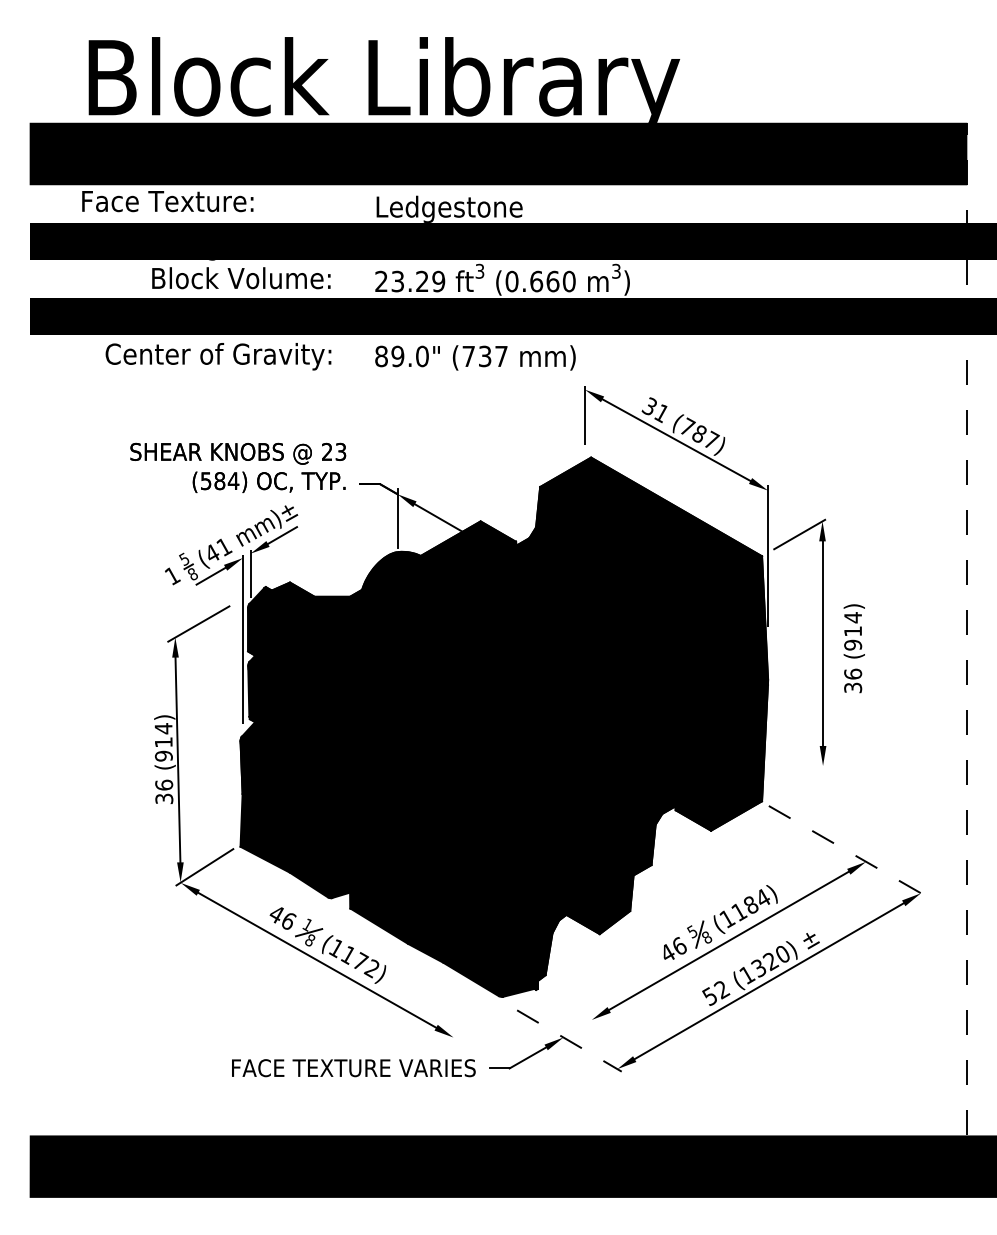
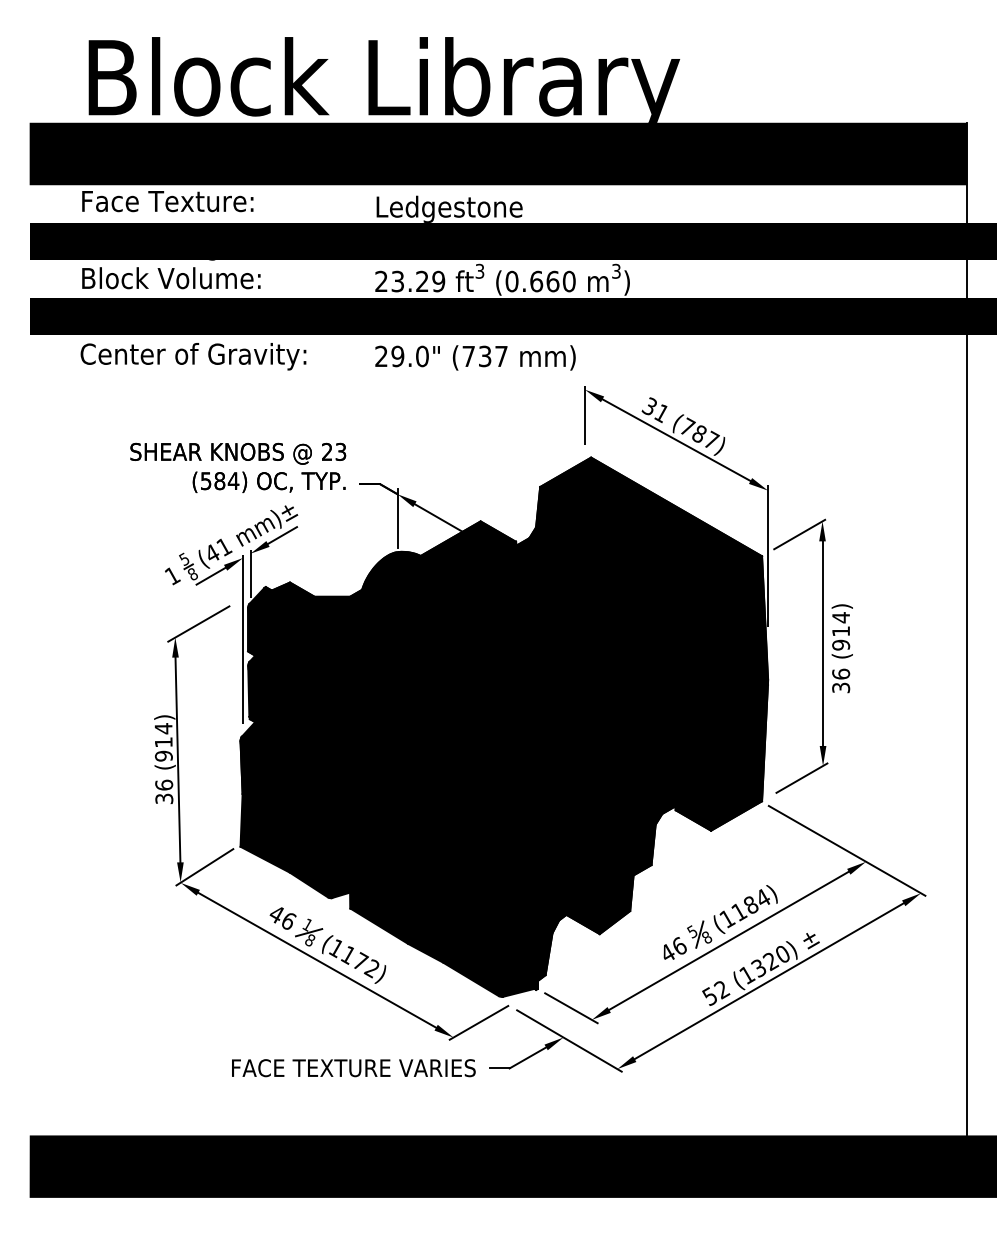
text position: (241, 278) -> (171, 278) (171, 278)
text position: (218, 356) -> (193, 356) (193, 356)
text: 89.0" -> 29.0" (381, 356)
line: dashed -> solid (967, 628)
text position: (853, 648) -> (841, 648) (841, 648)
line: none -> present (801, 777)
line: dashed -> solid (847, 851)
line: none -> present (571, 1008)
line: none -> present (478, 1022)
line: dashed -> solid (569, 1041)
